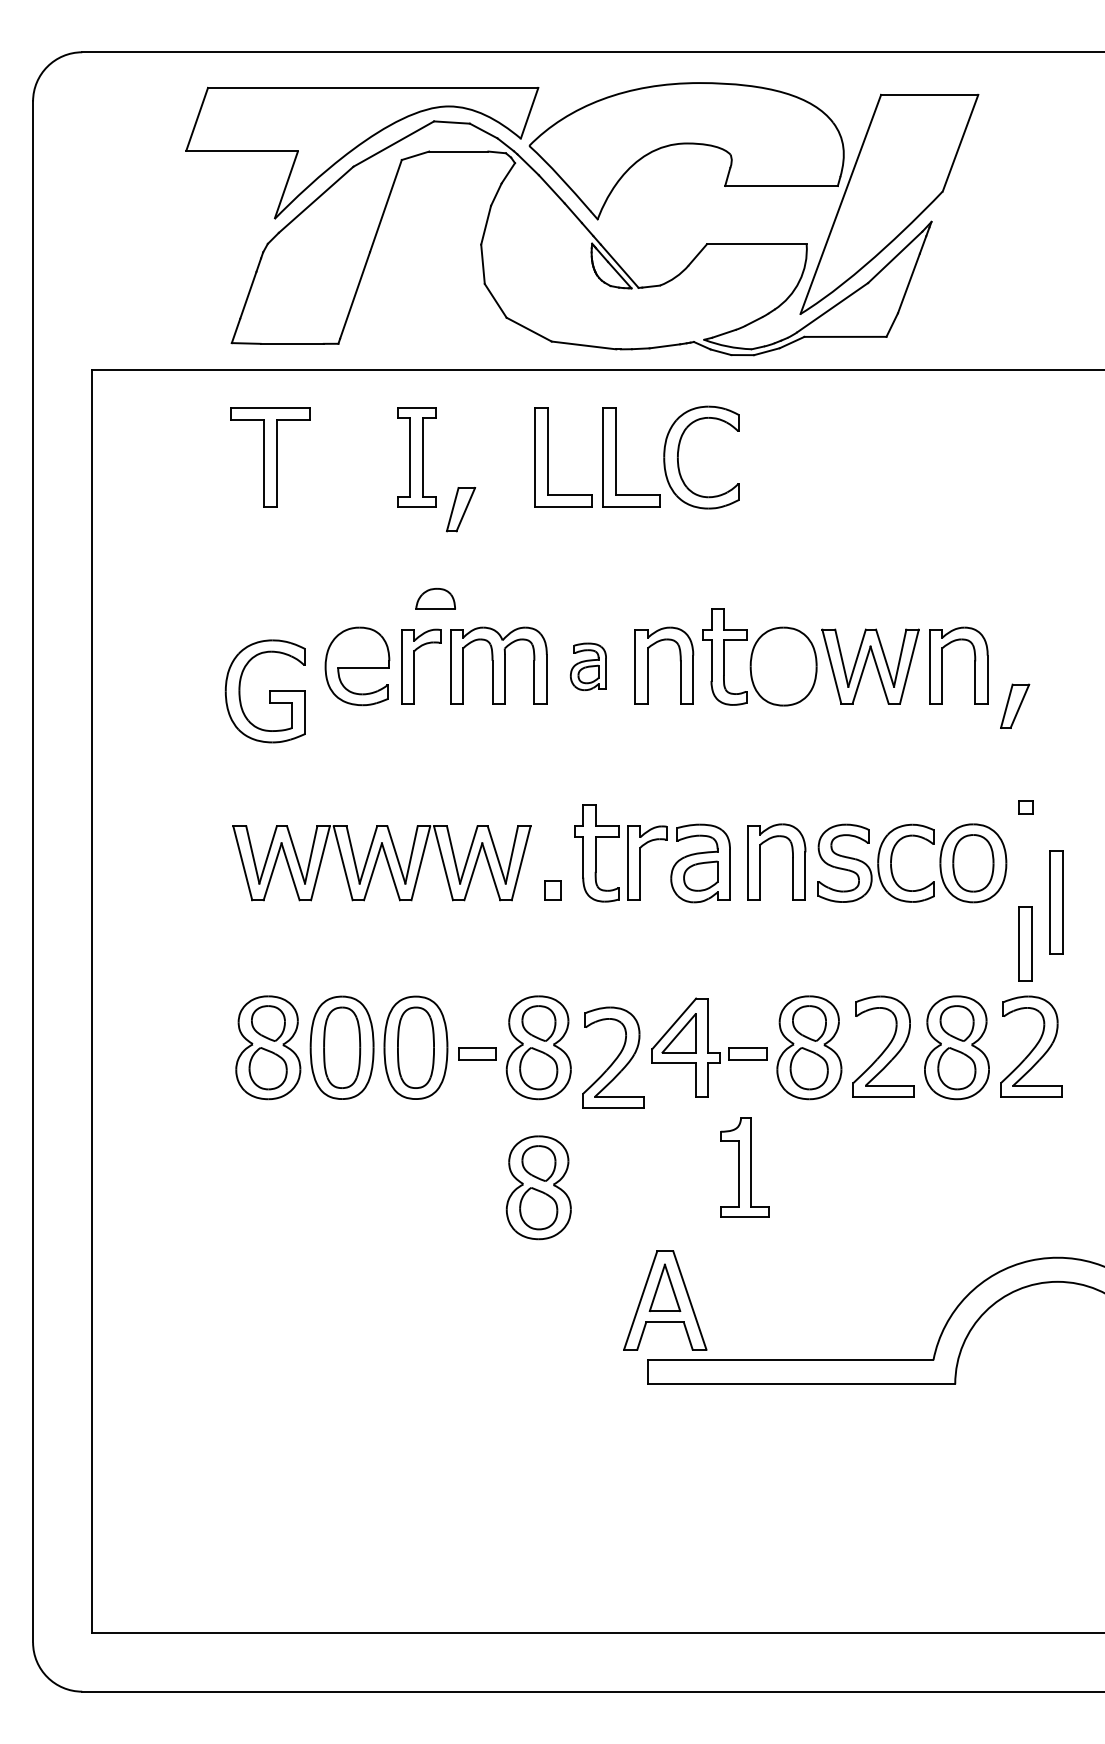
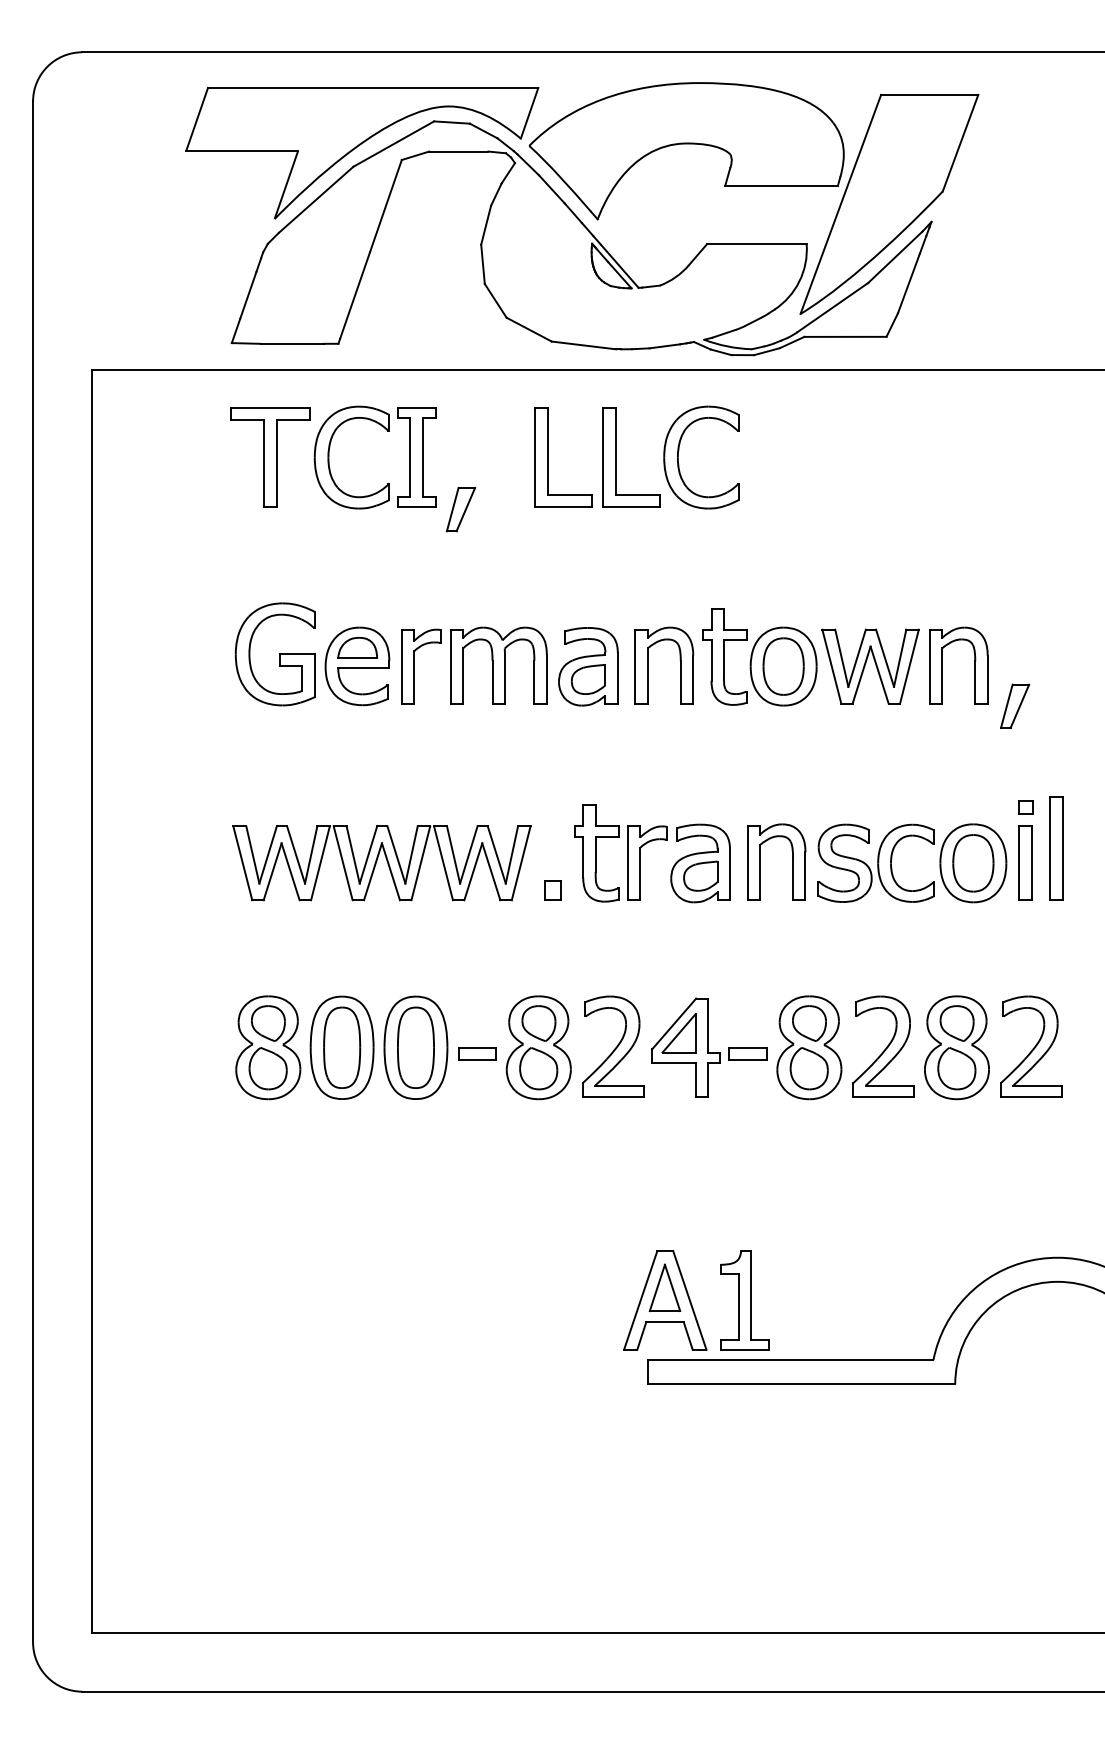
part: none -> present (329, 457)
part position: (435, 598) -> (357, 647) (357, 647)
part size: 38x49 px -> 61x80 px (588, 666)
part: none -> present (783, 666)
part position: (264, 691) -> (274, 654) (274, 654)
part position: (1056, 902) -> (1056, 848) (1056, 848)
part position: (1025, 943) -> (1025, 862) (1025, 862)
part position: (613, 1057) -> (613, 1046) (613, 1046)
part position: (744, 1167) -> (744, 1300) (744, 1300)
part: present -> none (538, 1187)
